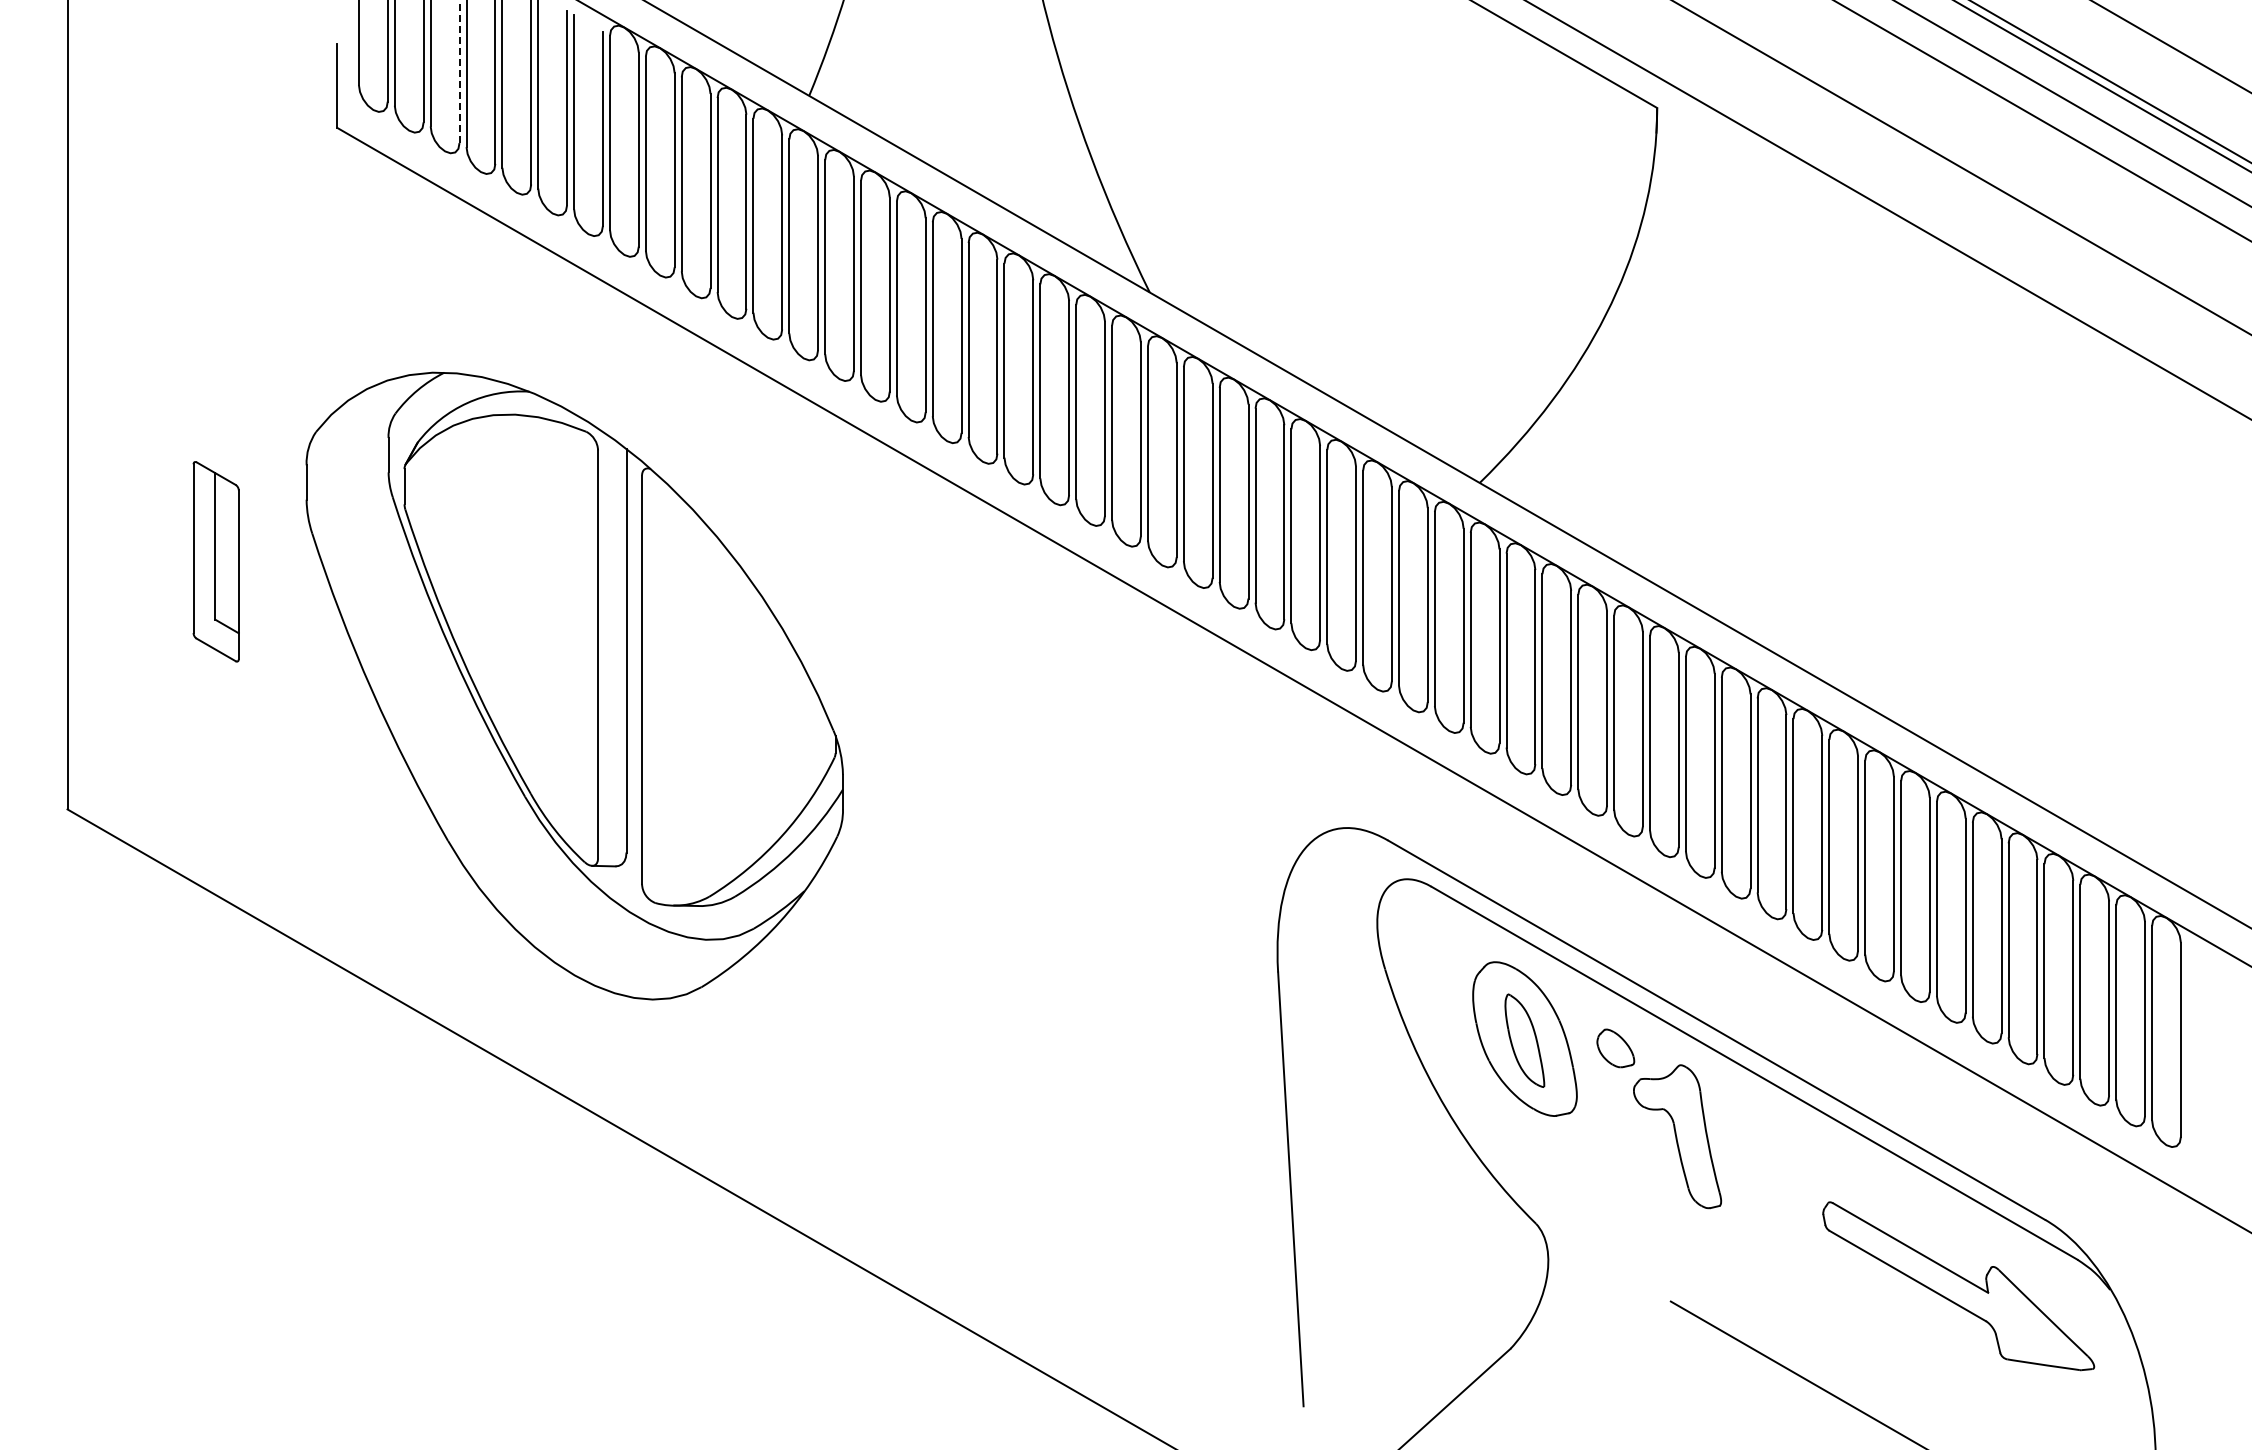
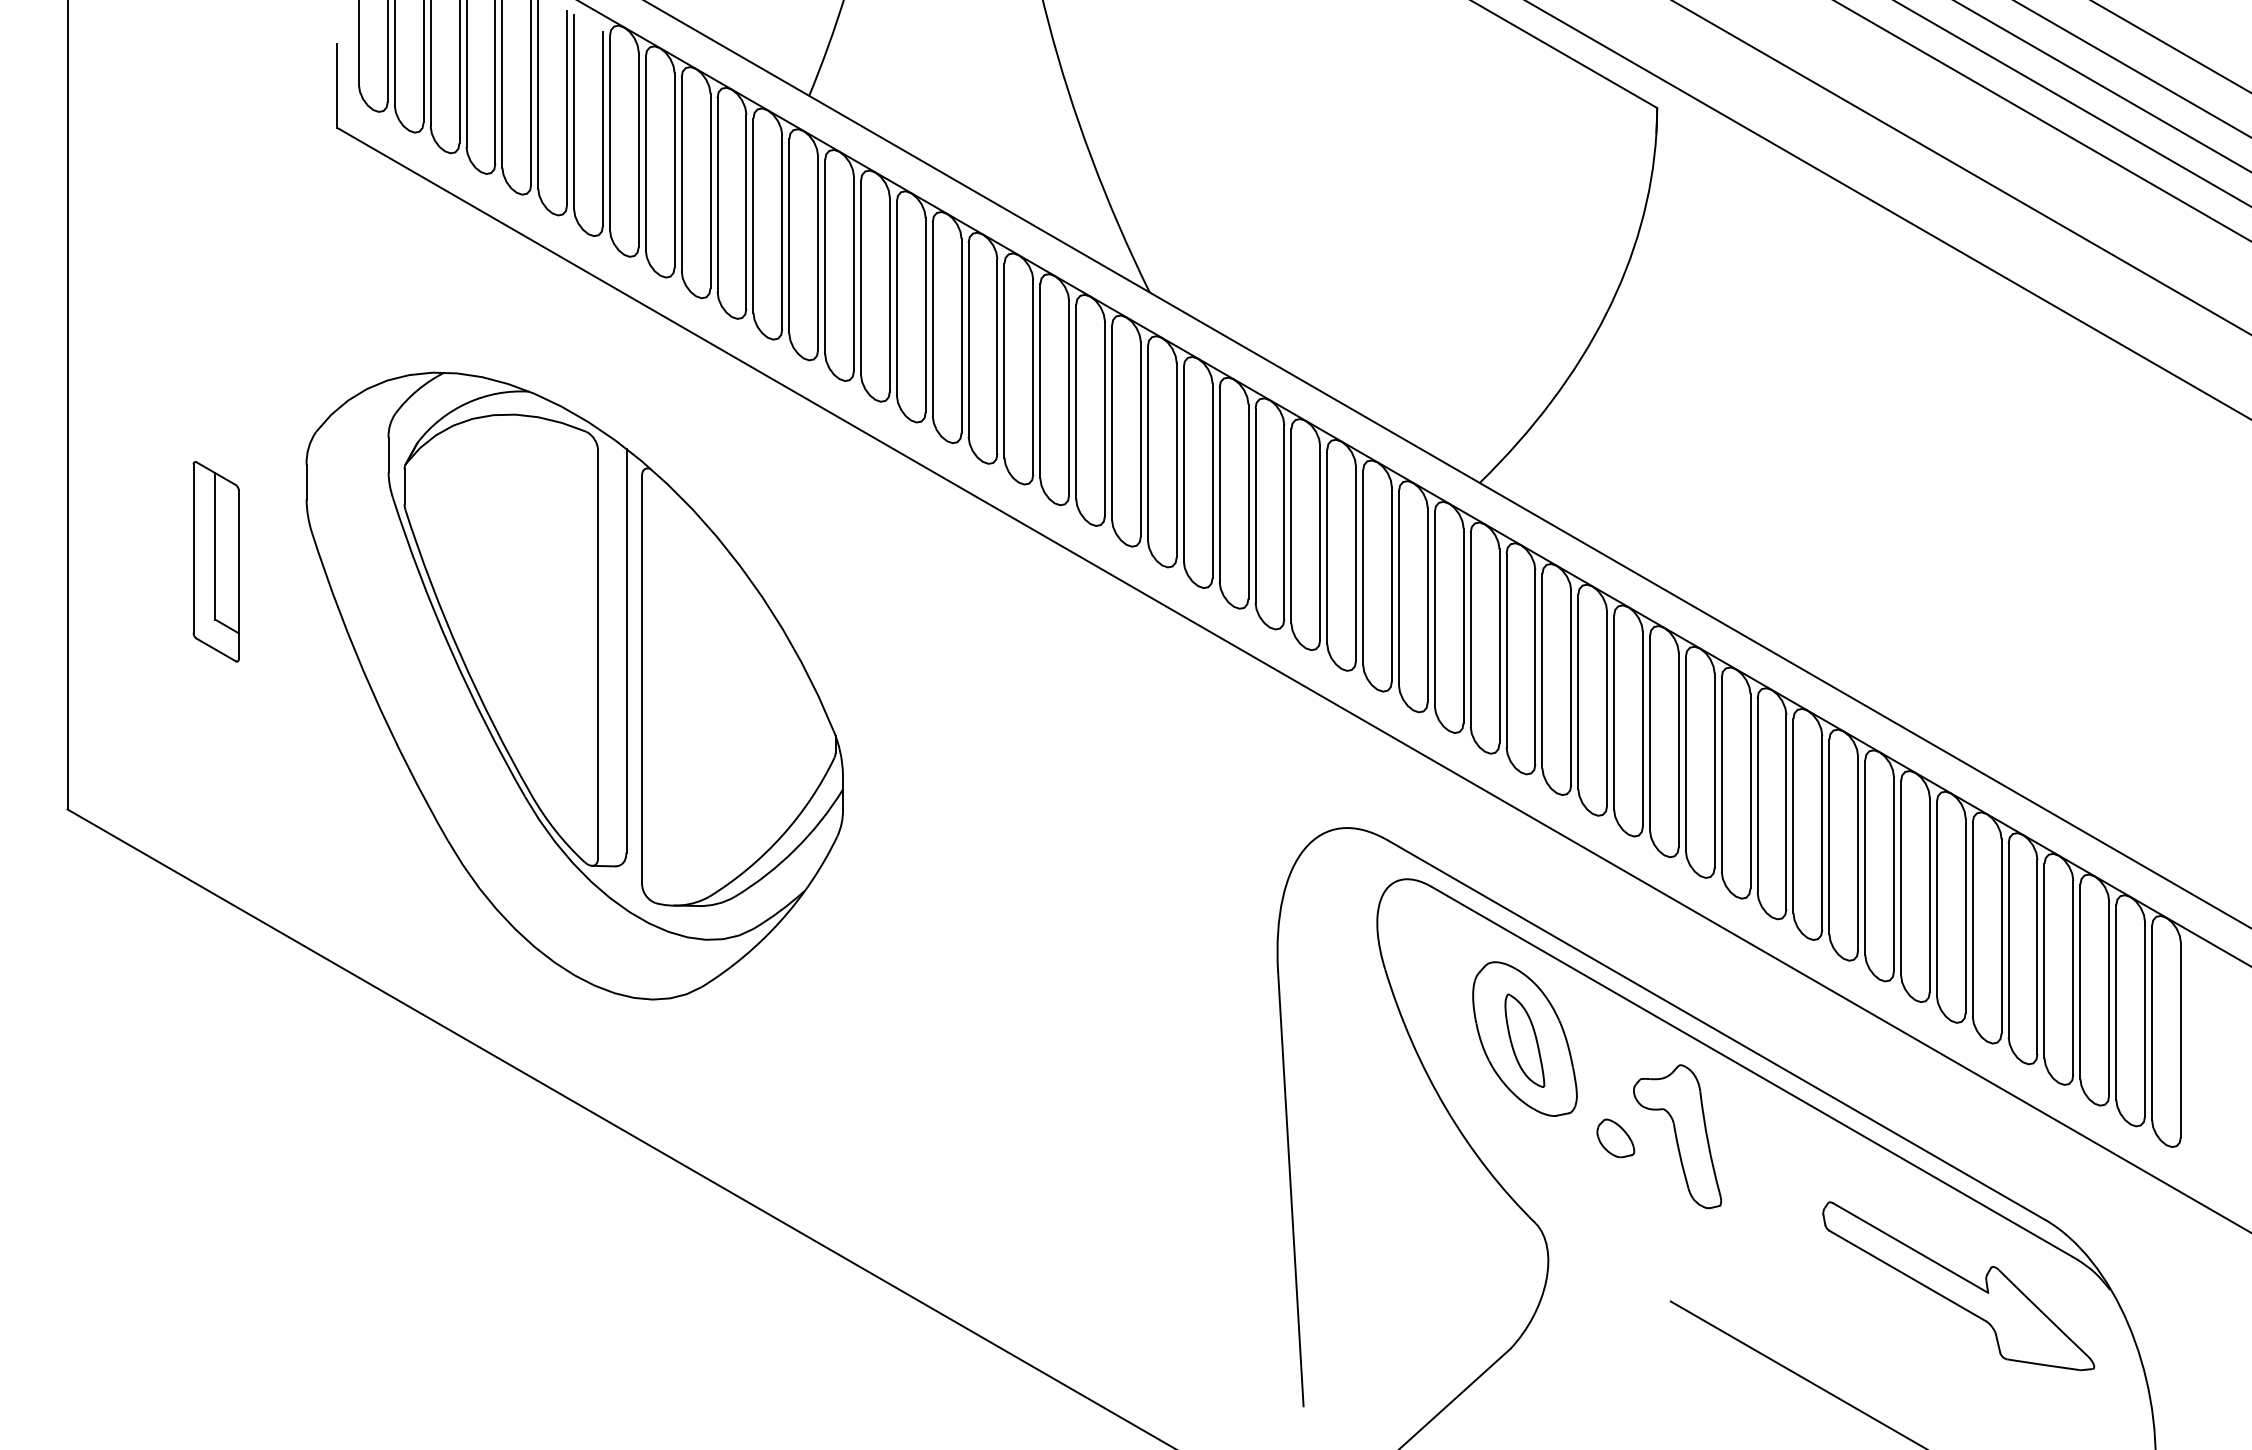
line: dashed -> solid (459, 71)
line position: (2110, 81) -> (2132, 68) (2132, 68)
part position: (1615, 1048) -> (1615, 1138) (1615, 1138)
